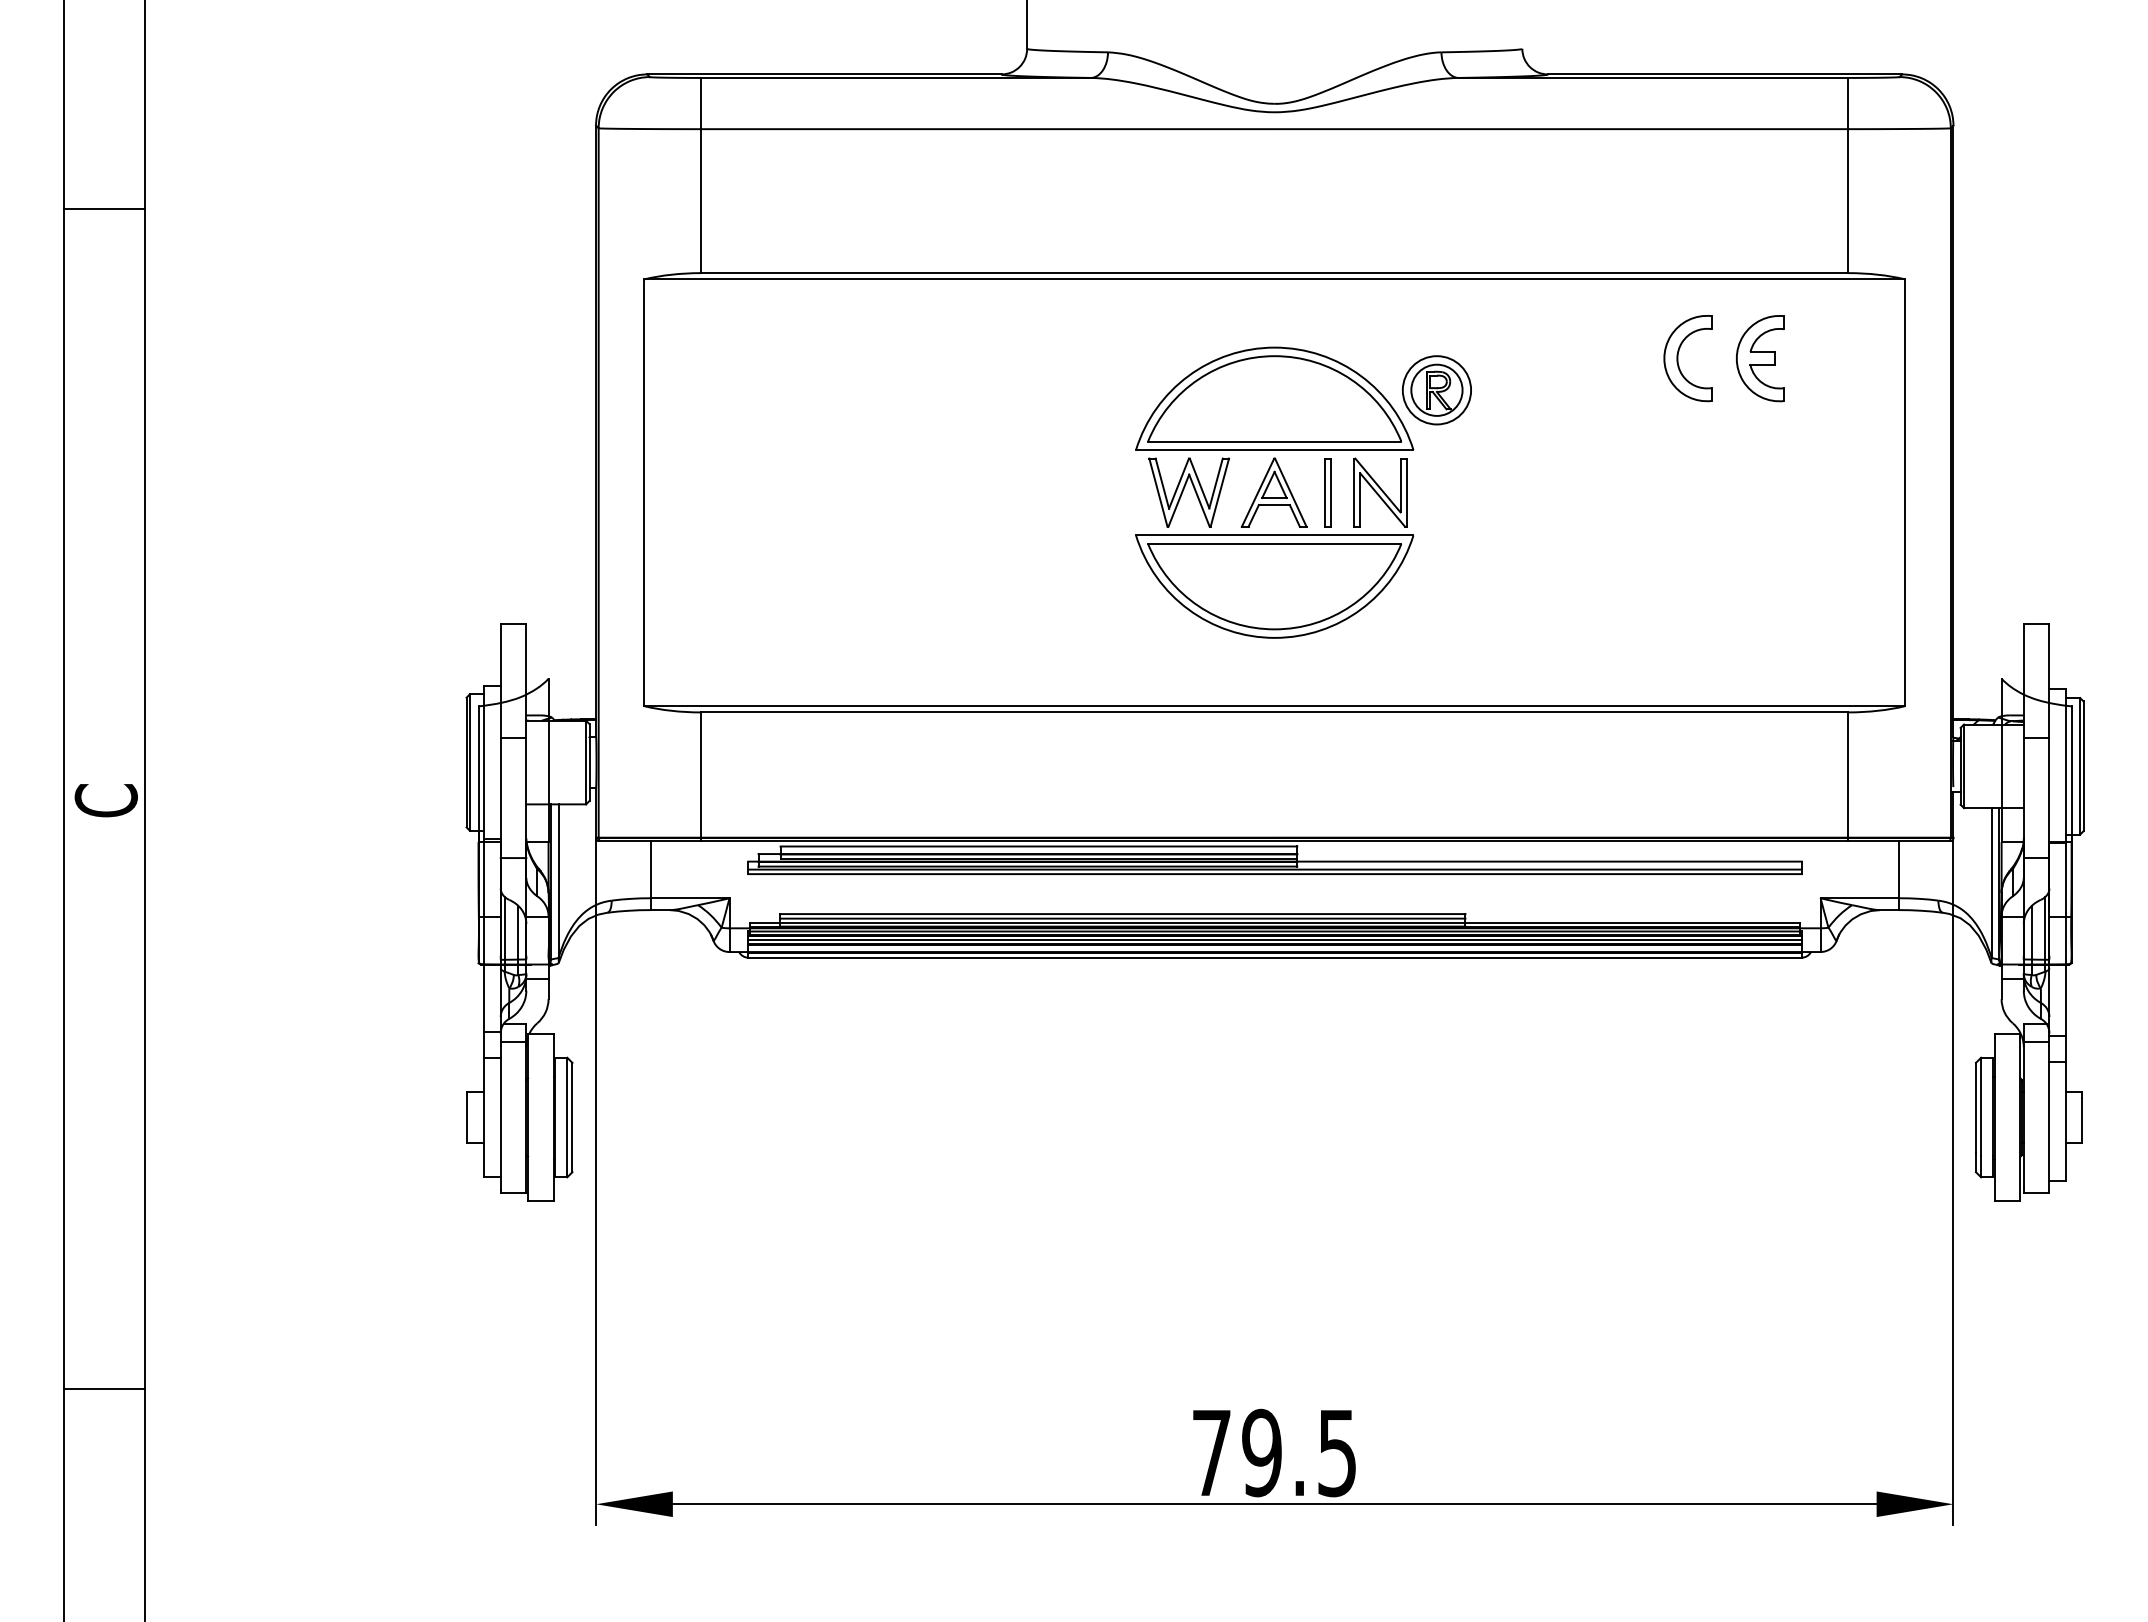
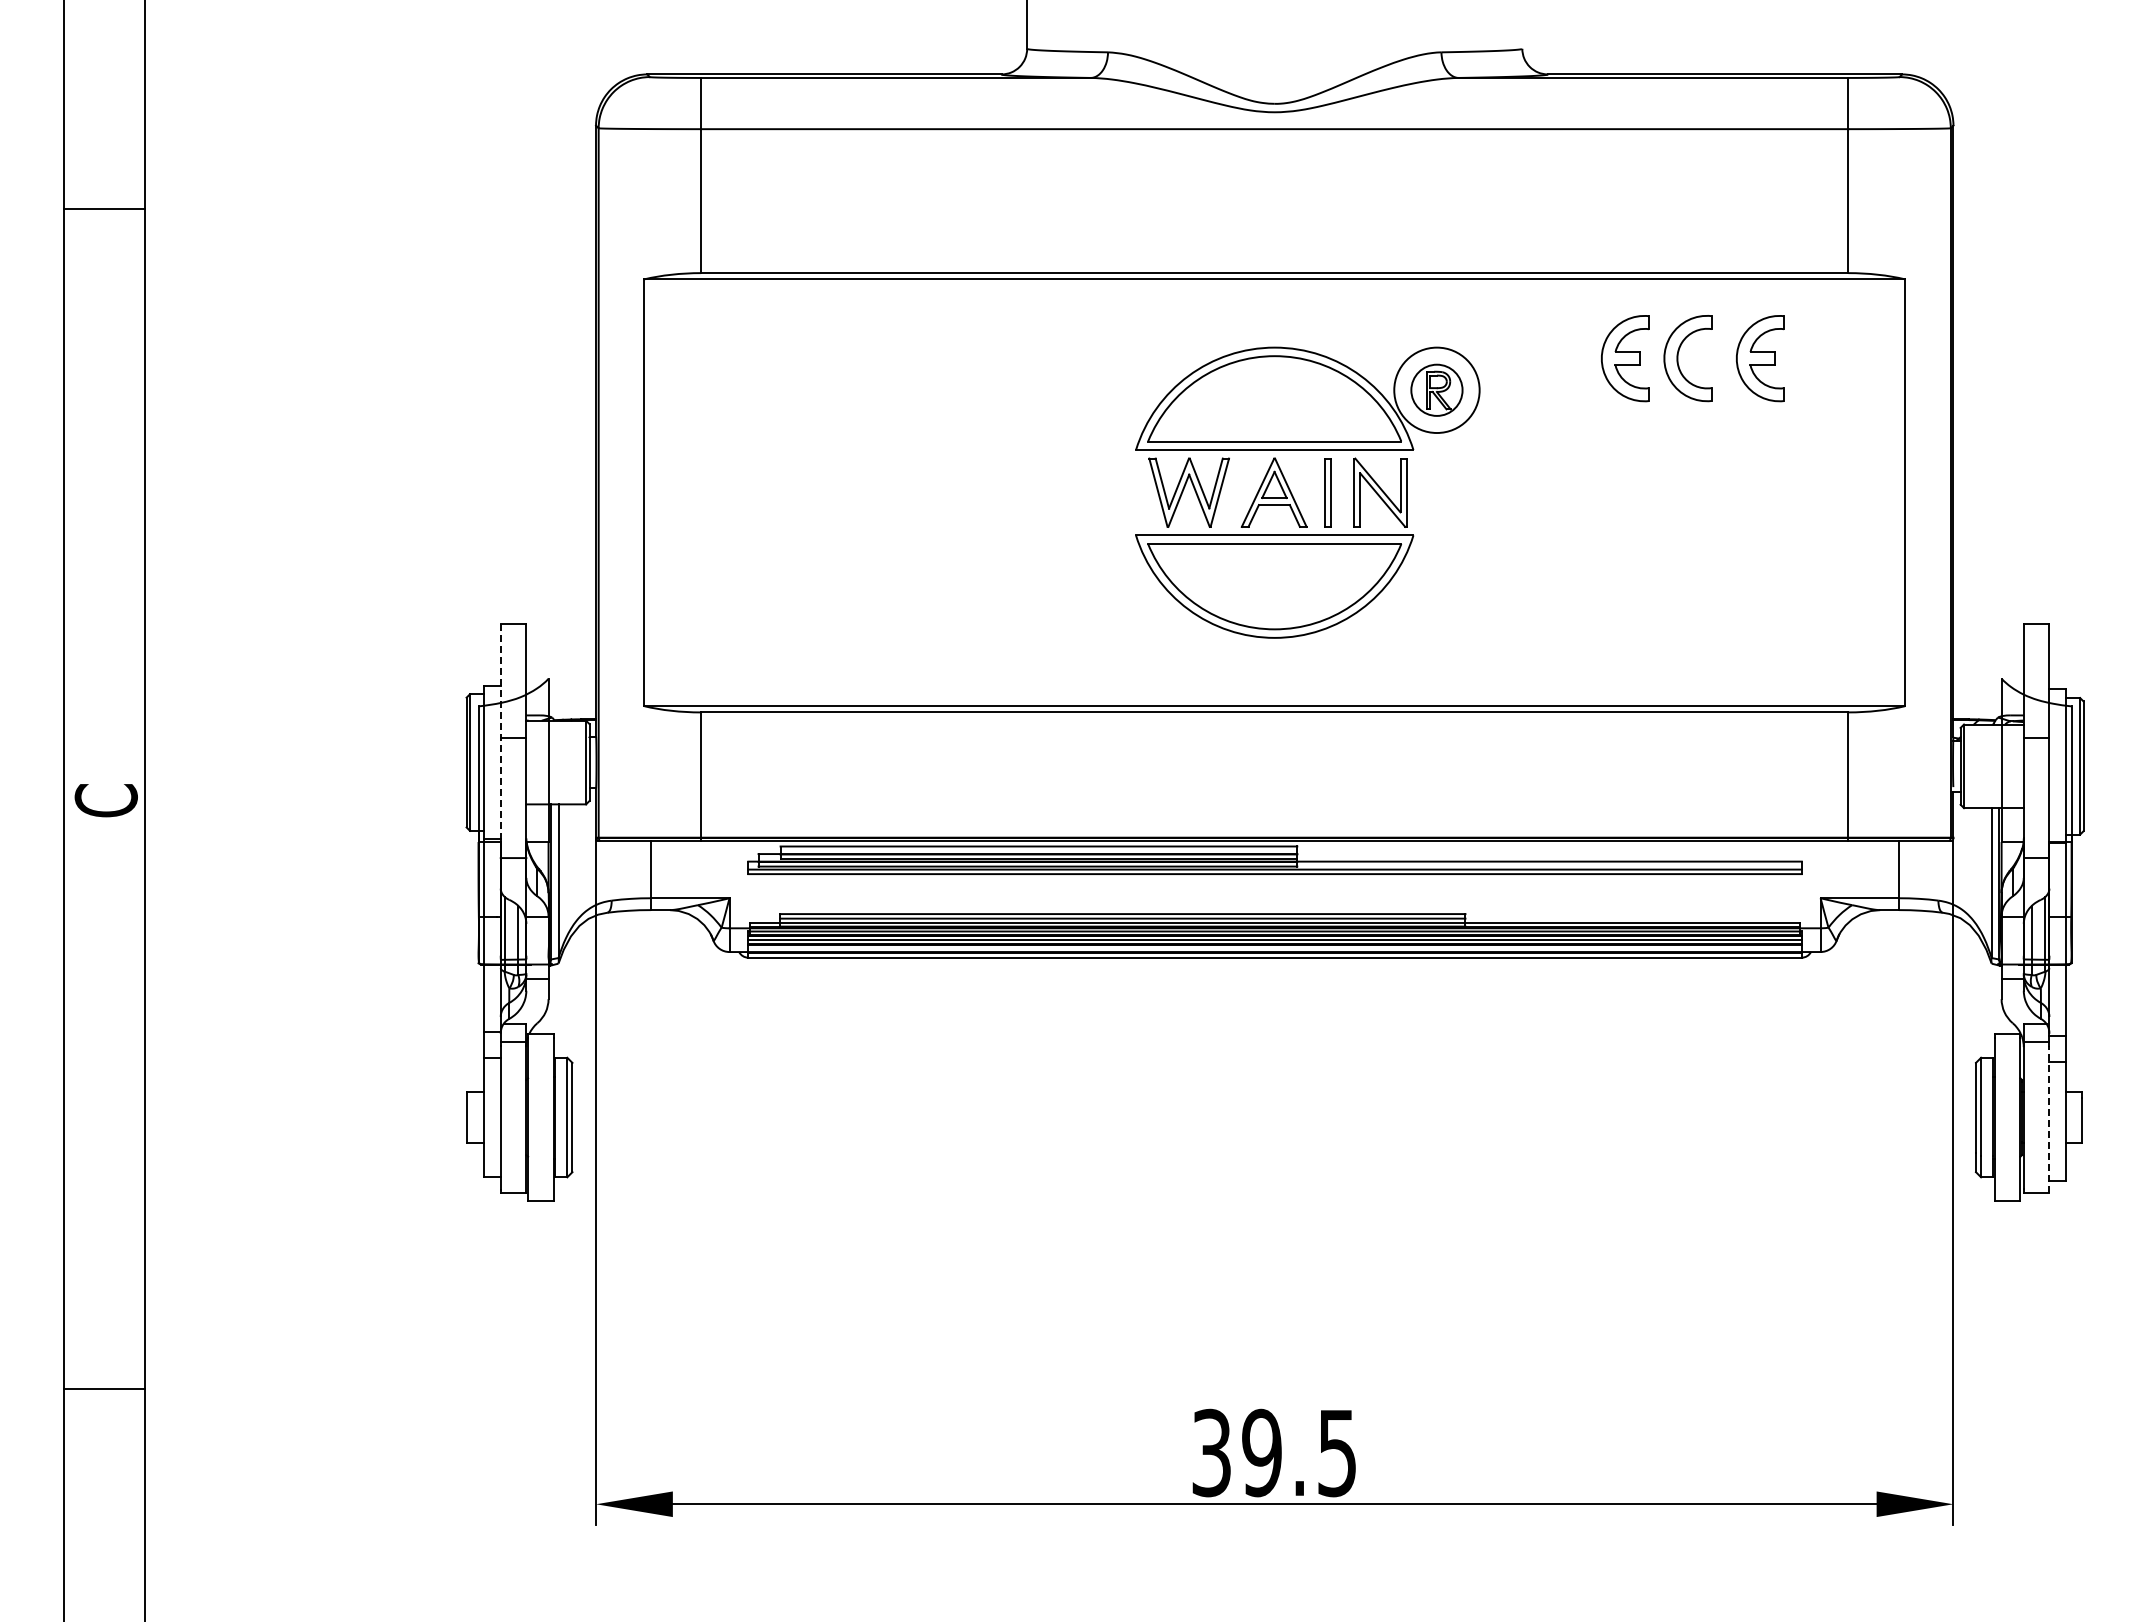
part: none -> present (1625, 358)
circle diameter: 68 px -> 85 px (1436, 390)
line: solid -> dashed (500, 731)
line: solid -> dashed (2049, 1118)
text: 79.5 -> 39.5 (1211, 1452)
